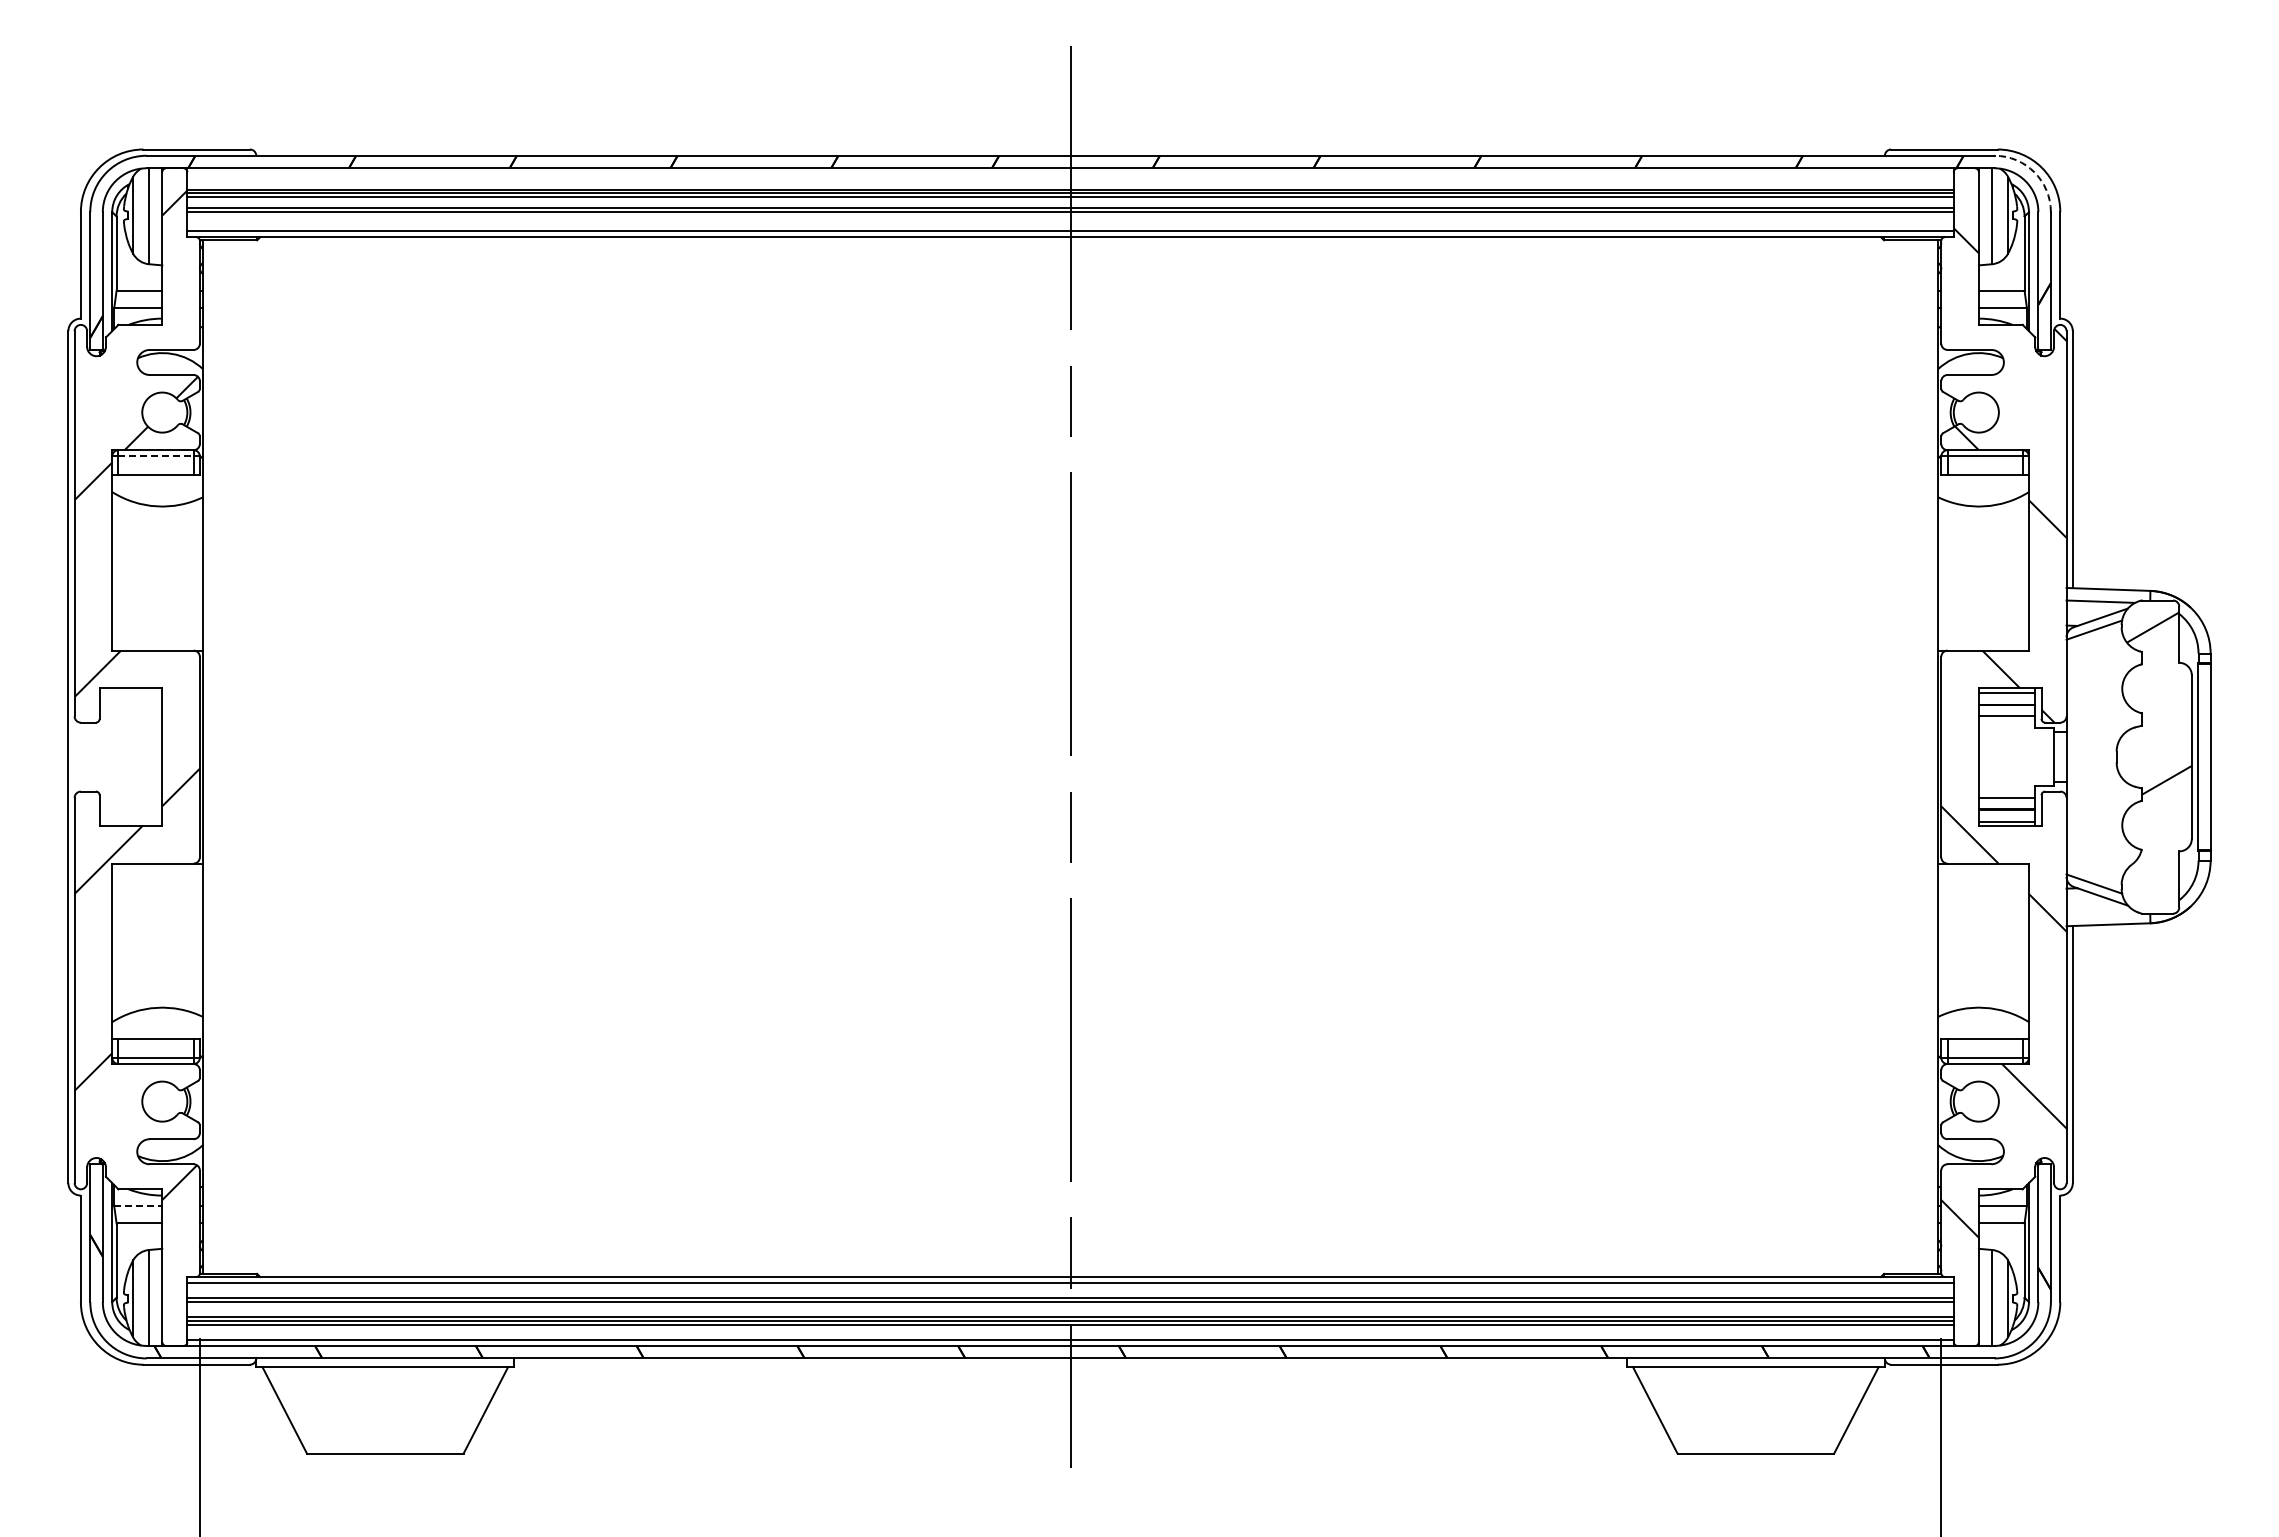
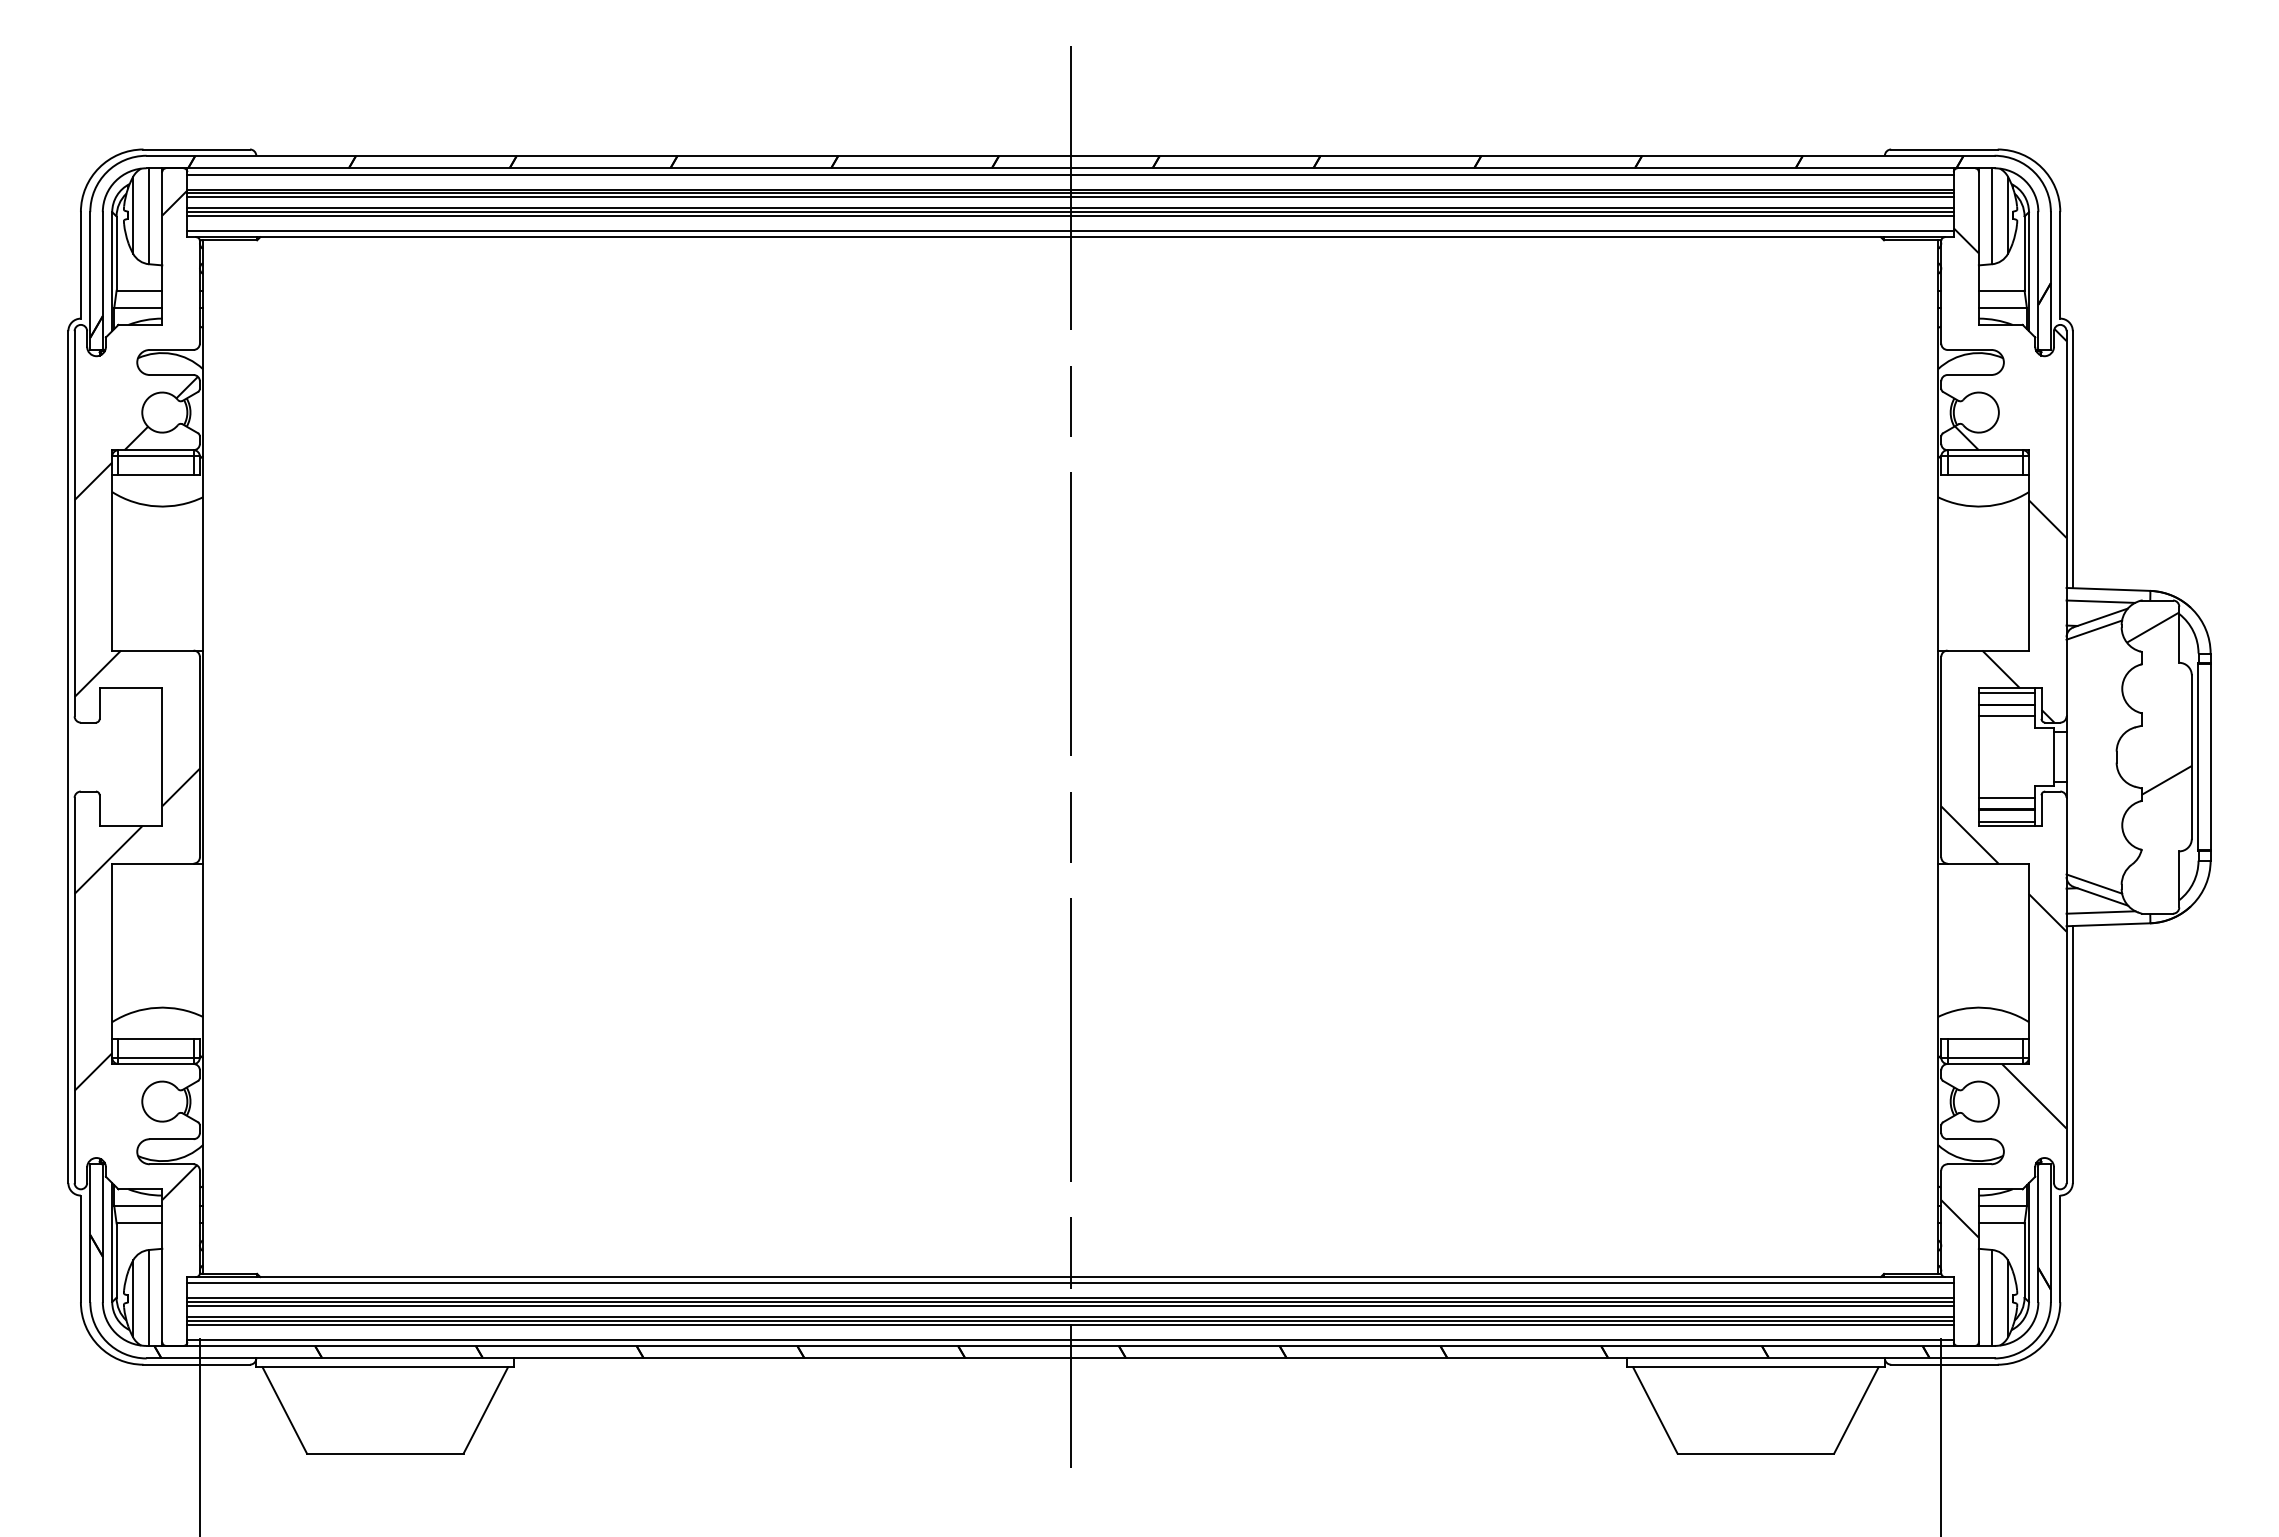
arc: dashed -> solid (2034, 172)
line: none -> present (1070, 174)
line: none -> present (1070, 215)
line: dashed -> solid (156, 456)
line: none -> present (2100, 912)
line: dashed -> solid (138, 1205)
line: none -> present (1070, 1305)
